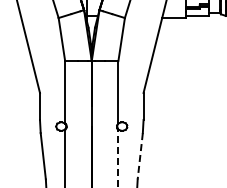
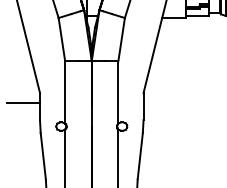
line: none -> present (22, 102)
line: dashed -> solid (140, 156)
line: dashed -> solid (118, 158)
